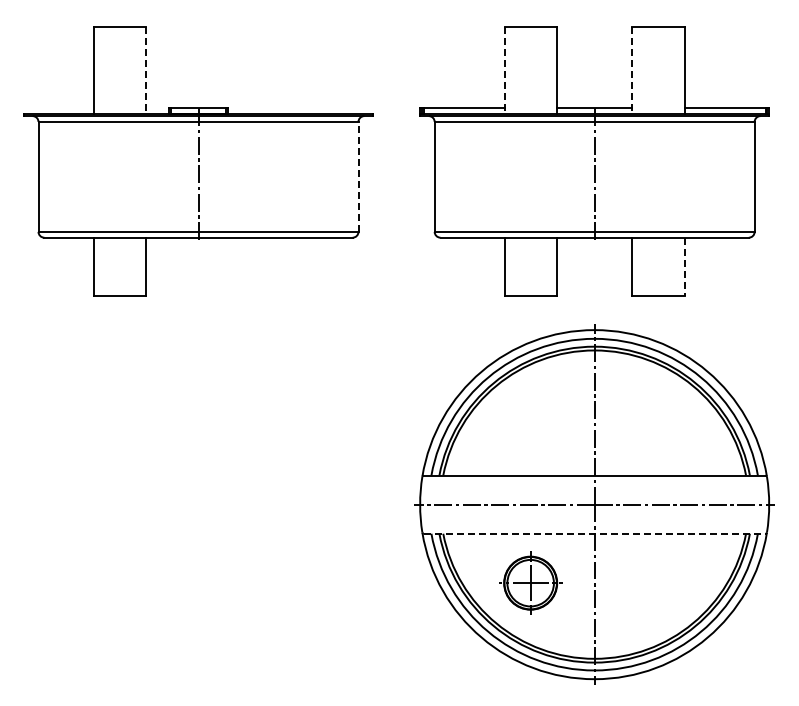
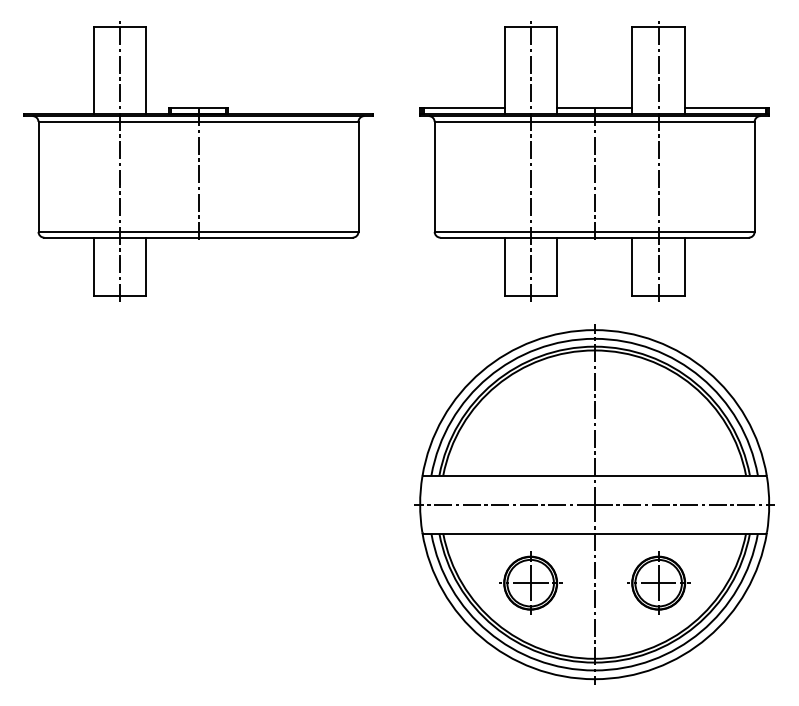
line: dashed -> solid (146, 70)
line: dashed -> solid (504, 70)
line: dashed -> solid (632, 70)
line: none -> present (119, 160)
line: none -> present (530, 160)
line: none -> present (658, 160)
line: dashed -> solid (358, 176)
line: dashed -> solid (684, 267)
line: dashed -> solid (594, 533)
part: none -> present (658, 582)
